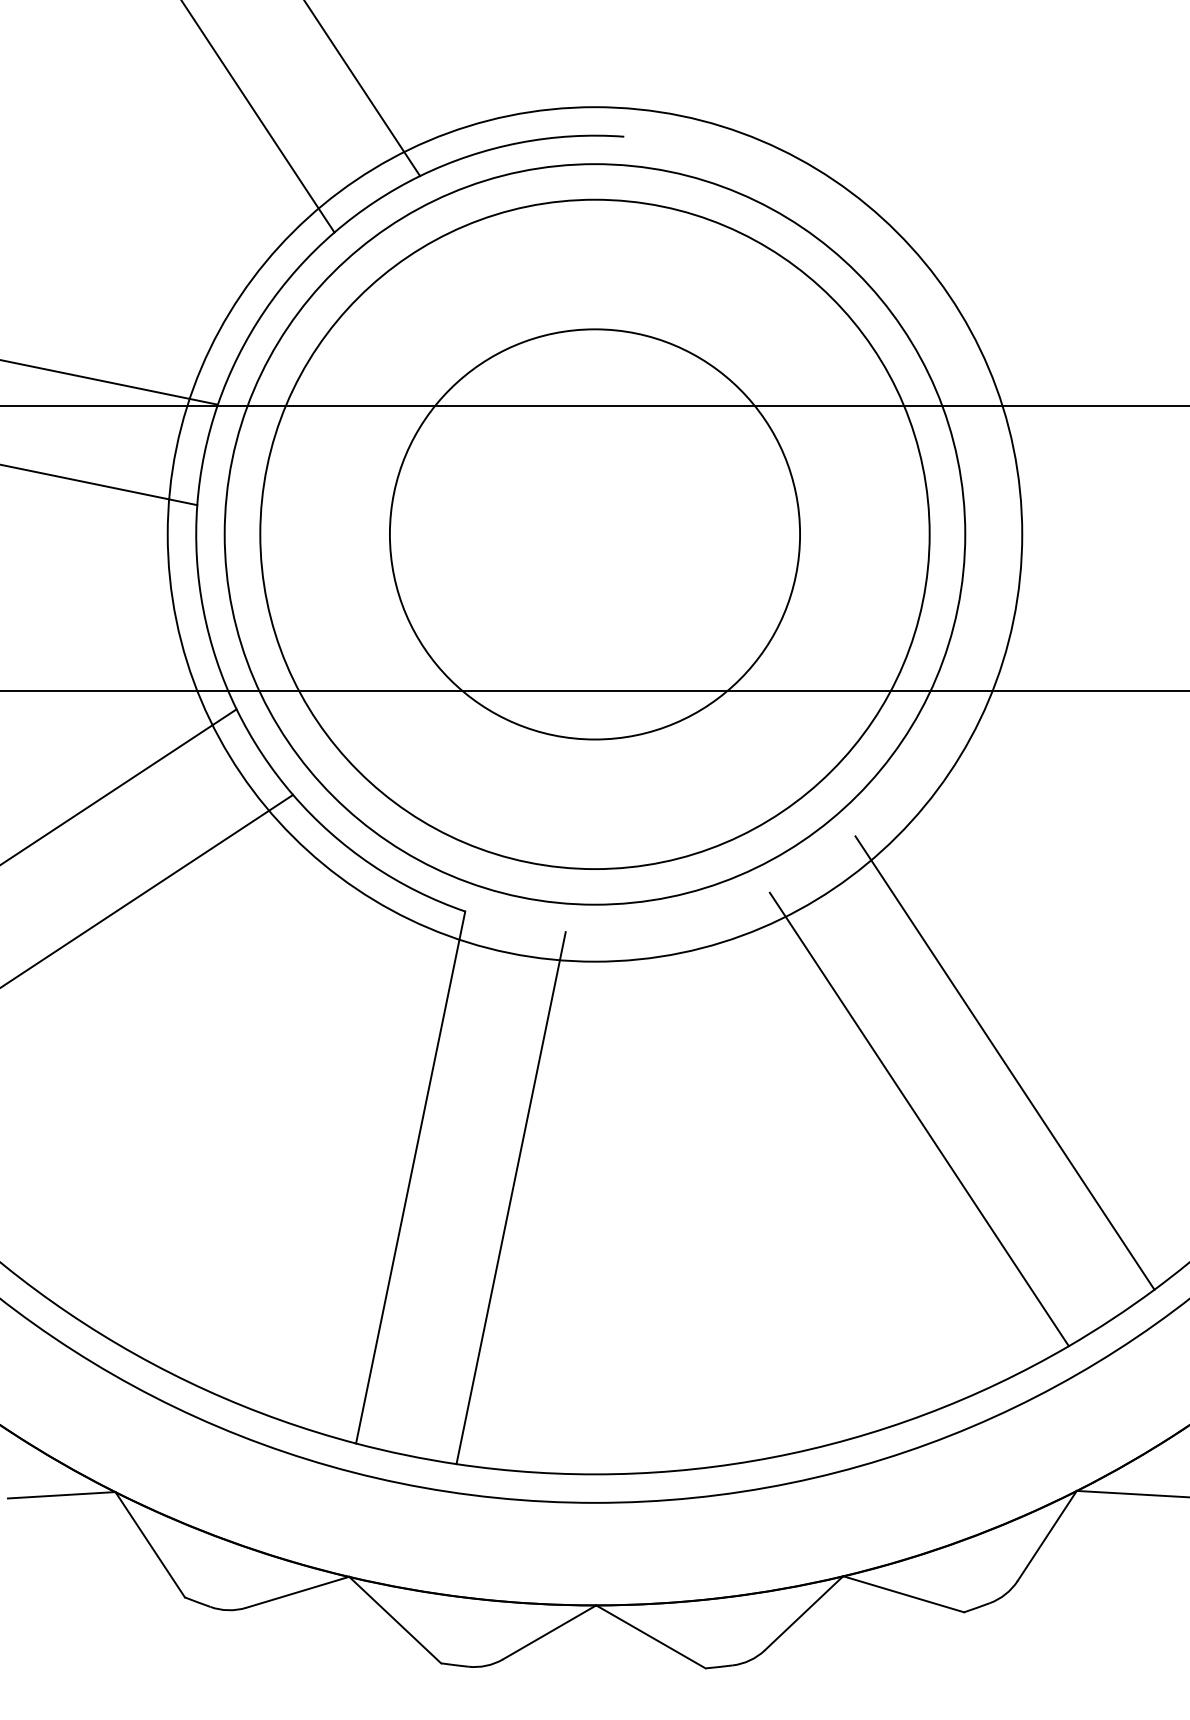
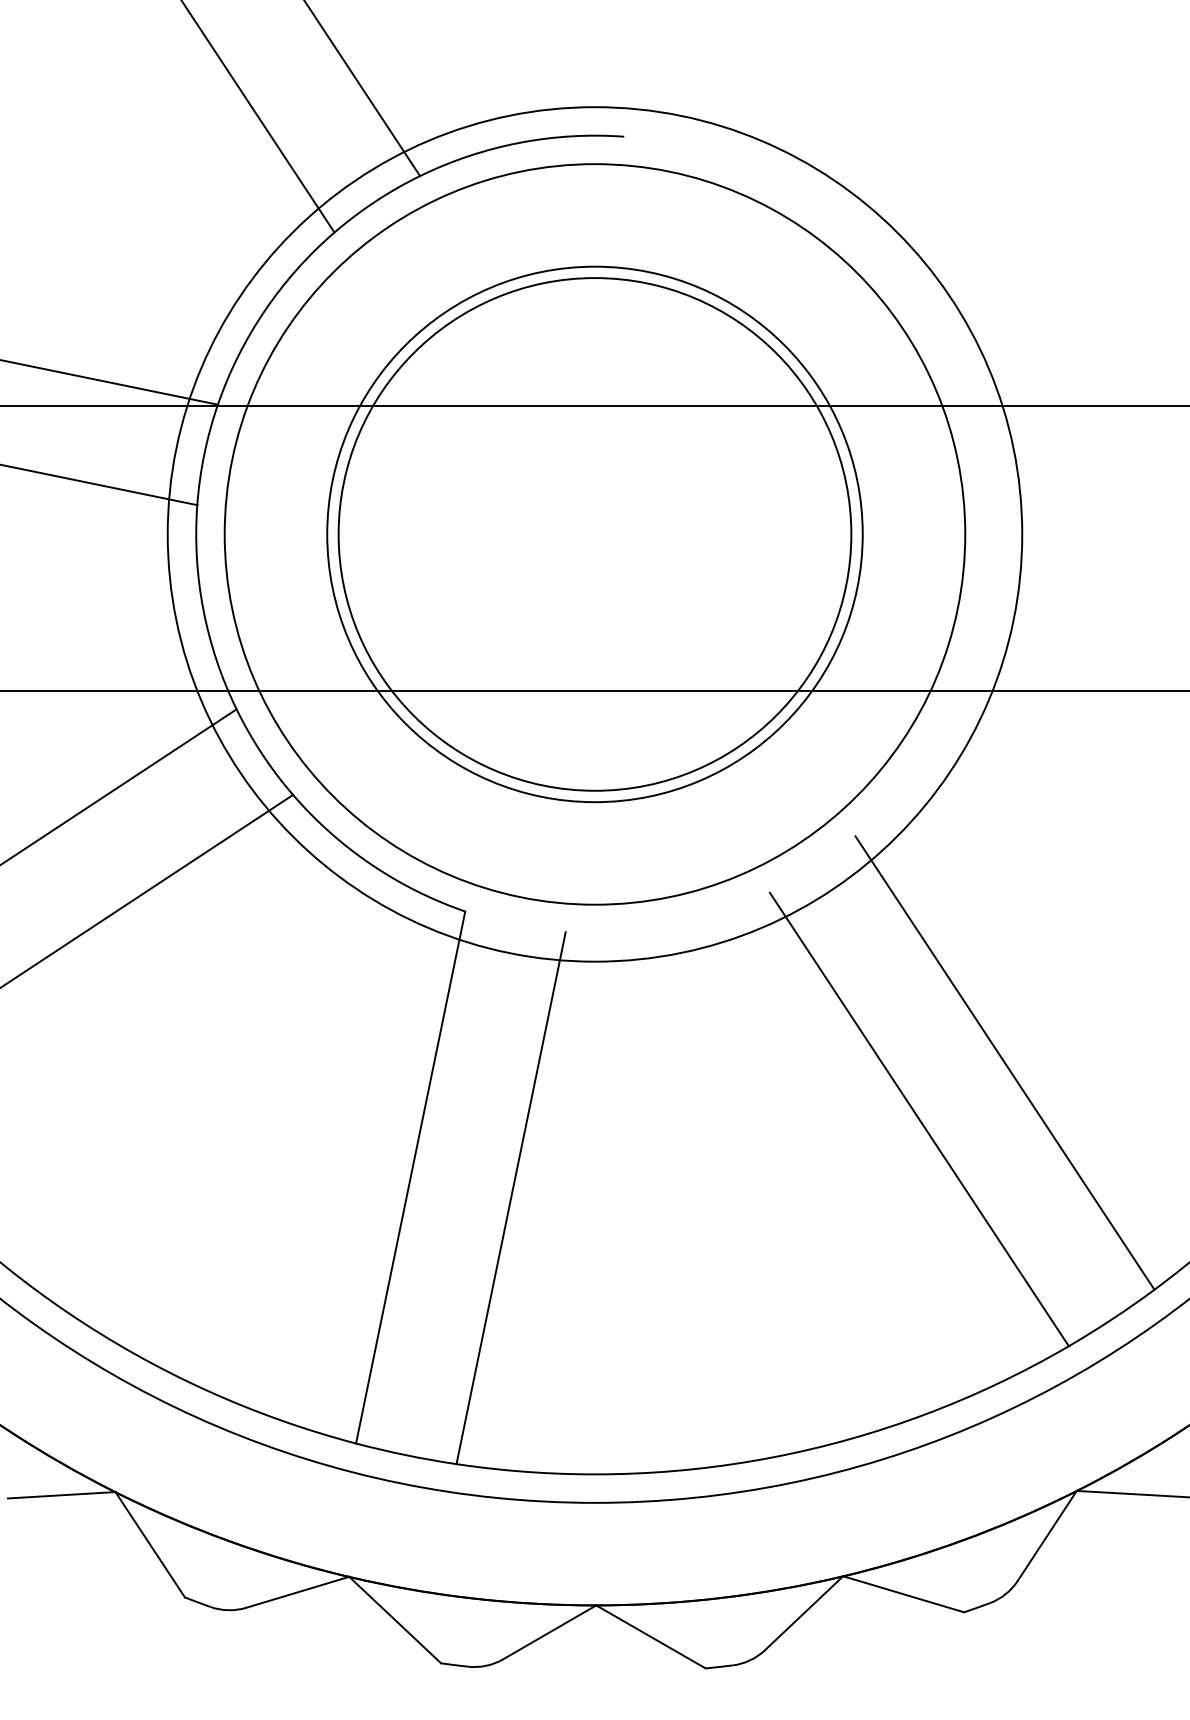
circle diameter: 410 px -> 513 px (594, 534)
circle diameter: 669 px -> 535 px (594, 534)
